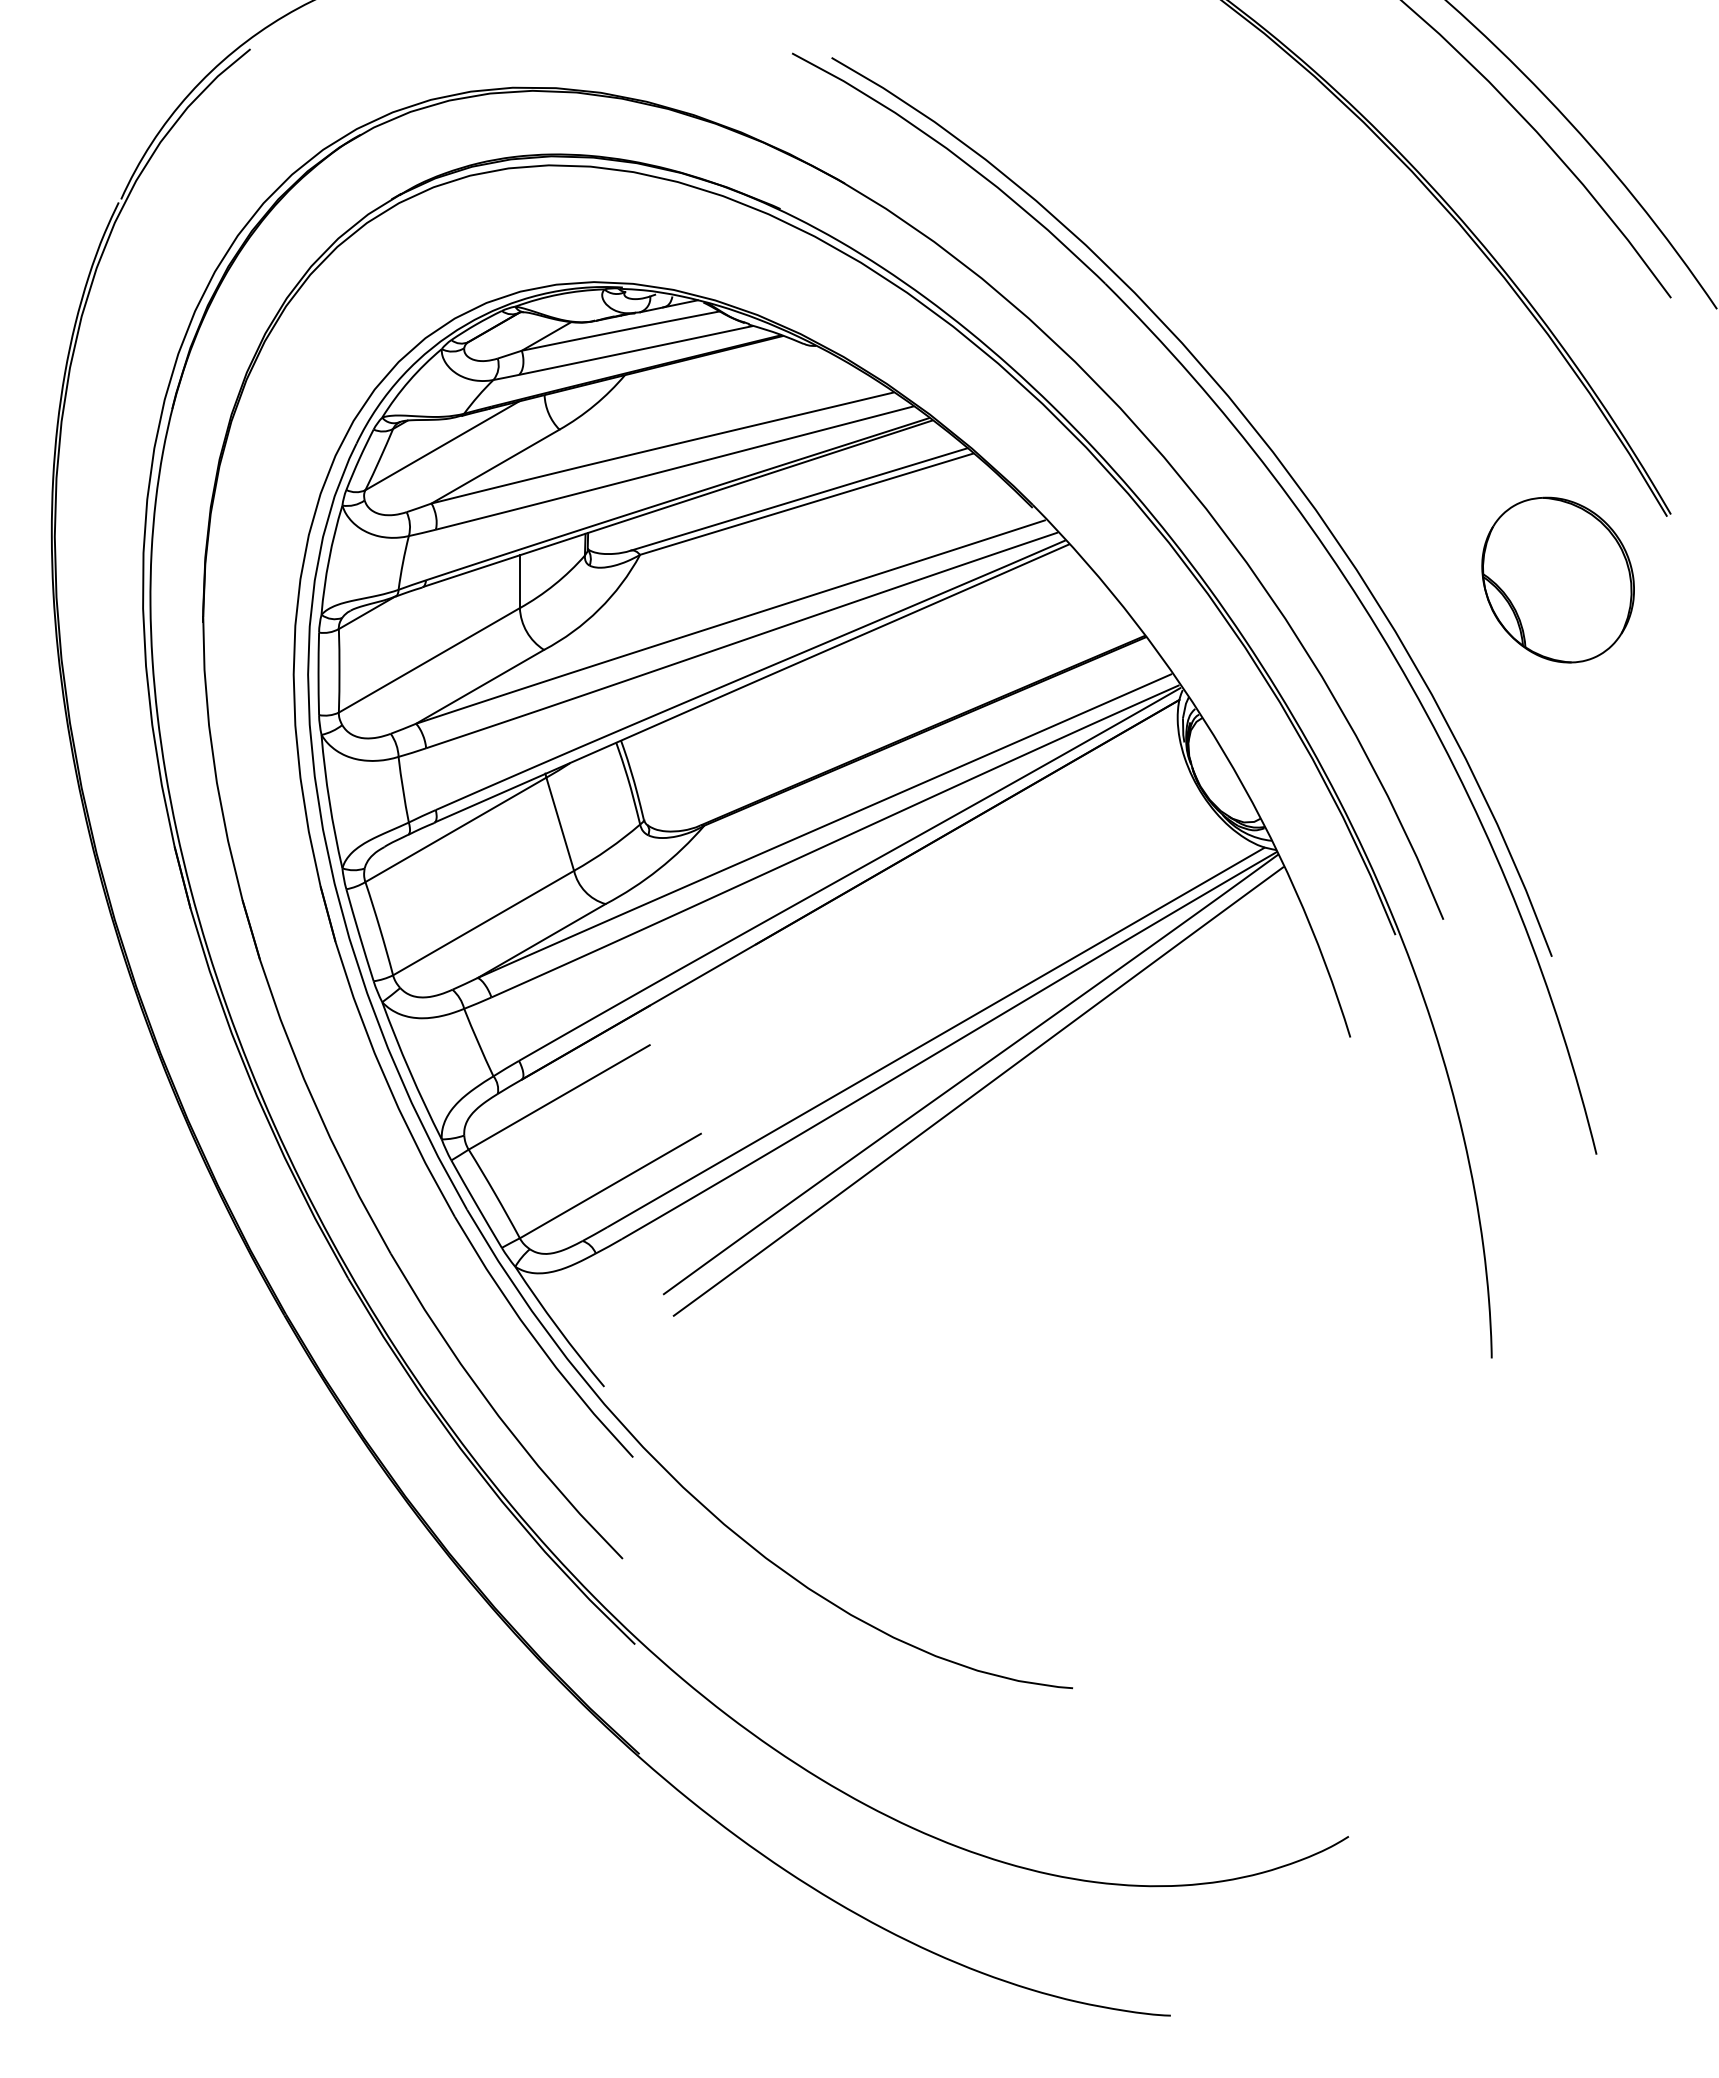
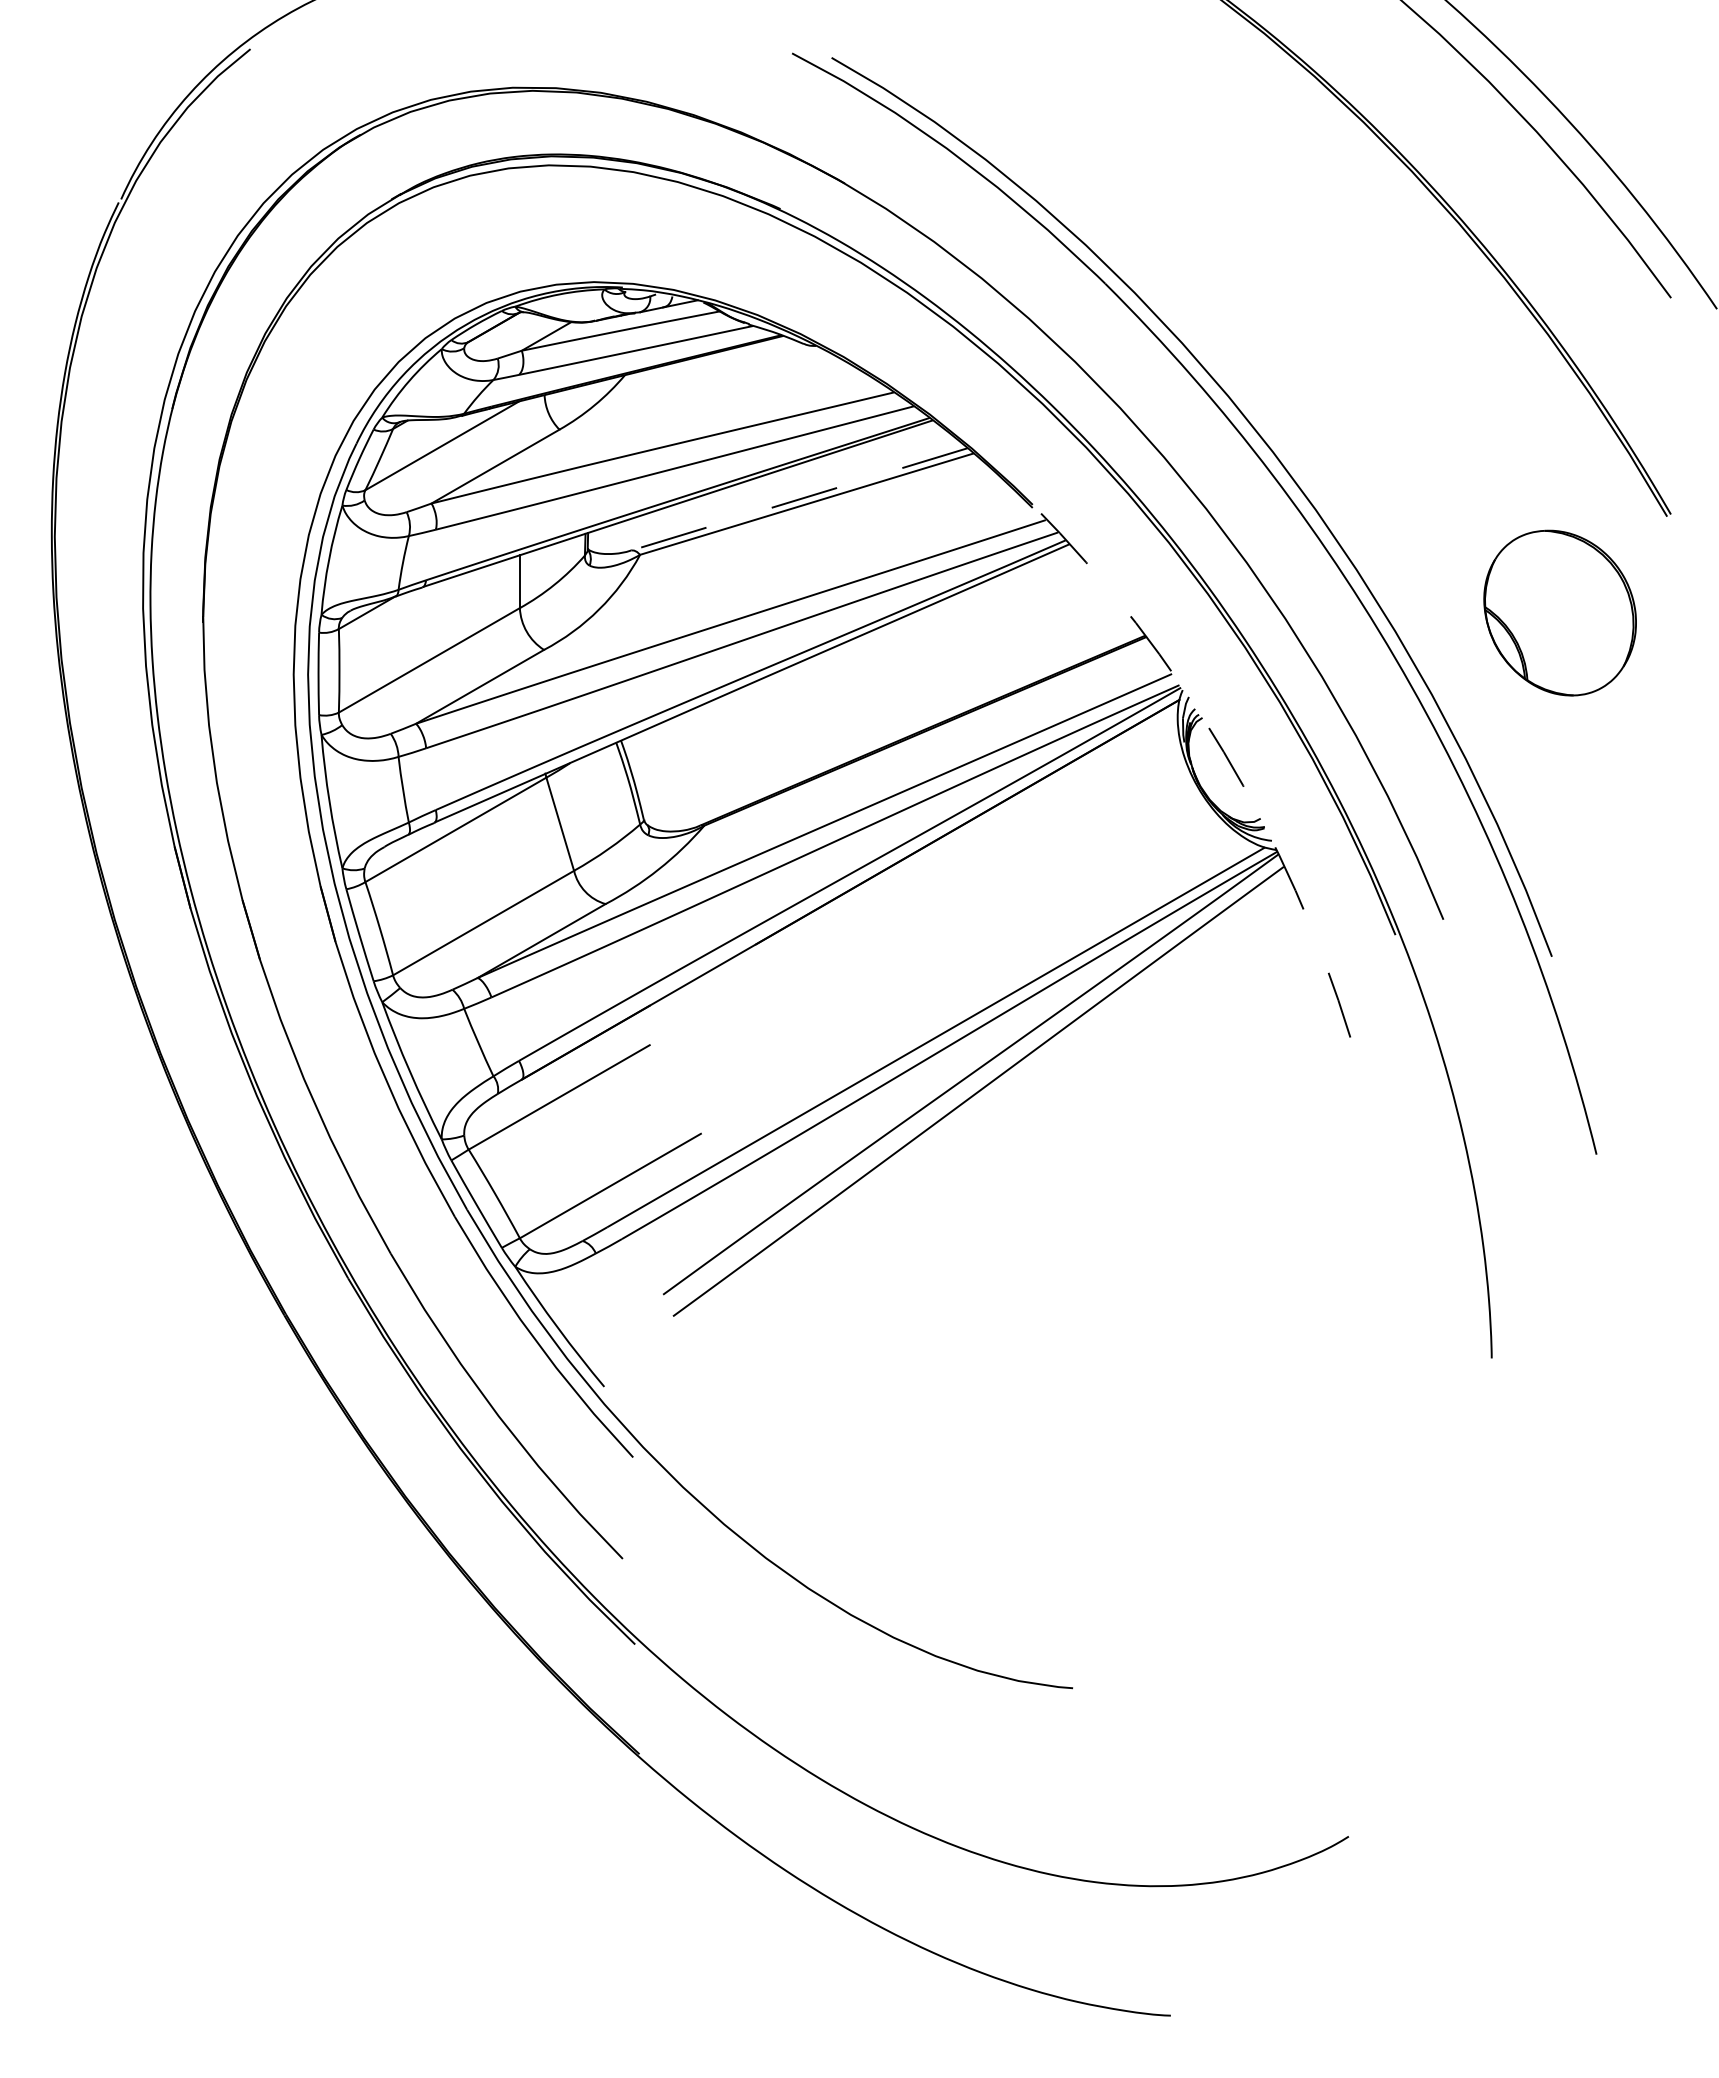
line: solid -> dashed (799, 499)
part position: (1557, 579) -> (1559, 612) (1559, 612)
arc: solid -> dashed (1223, 752)
